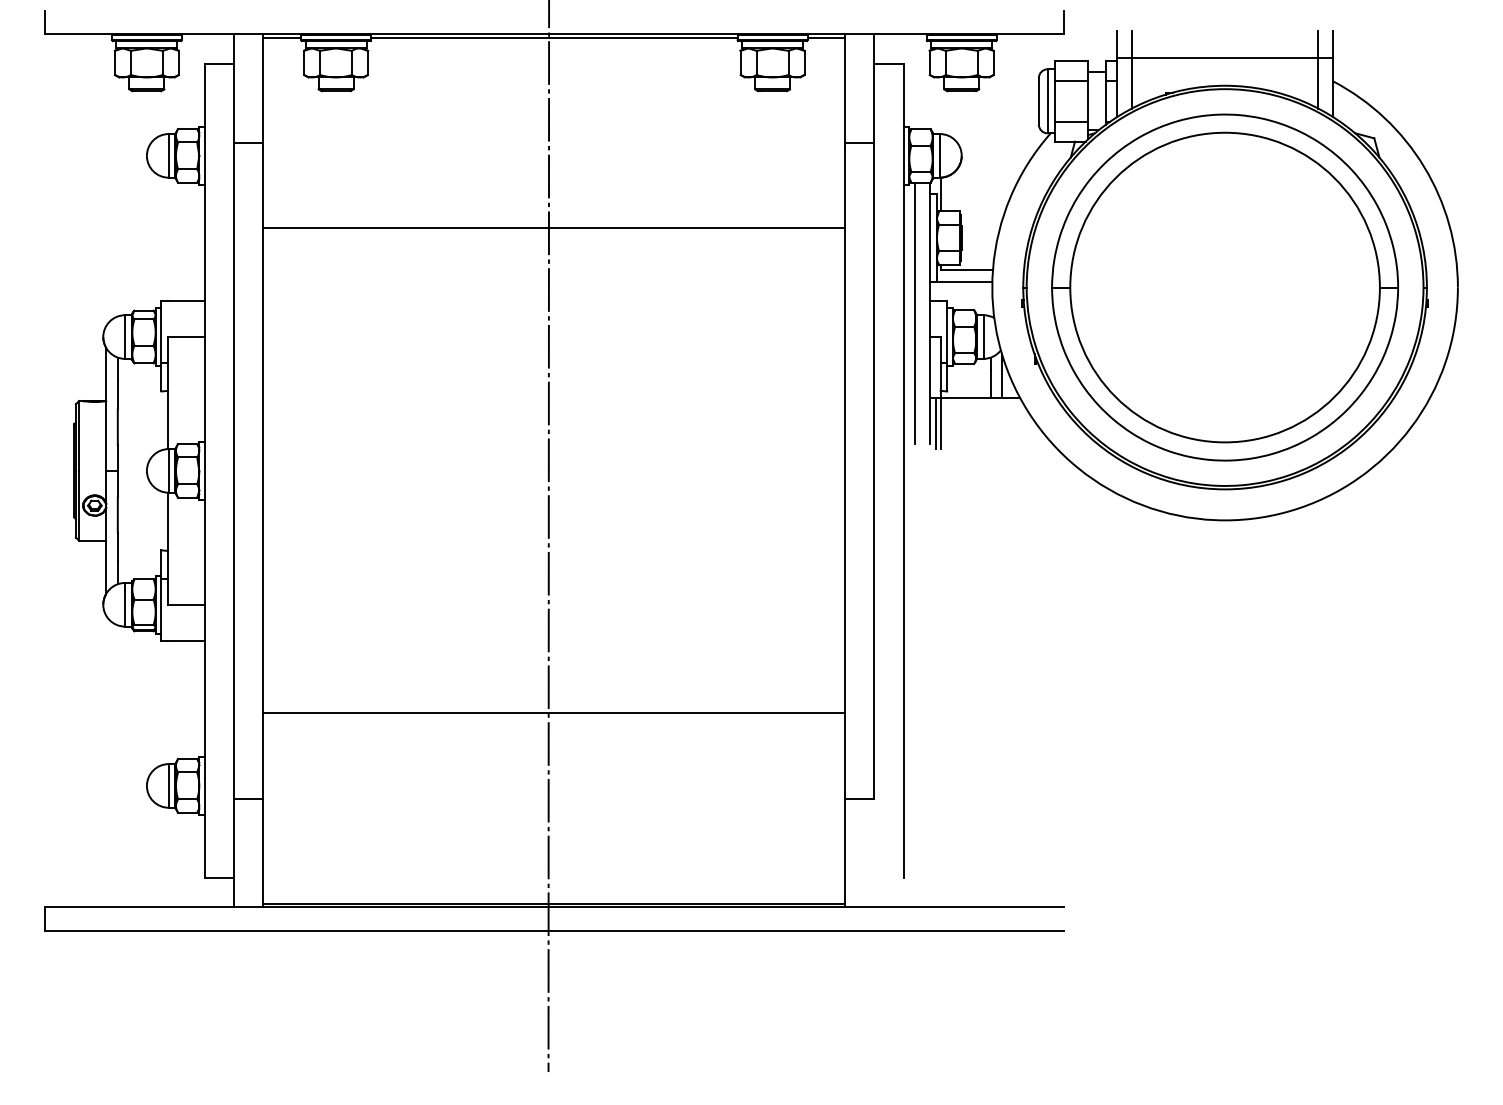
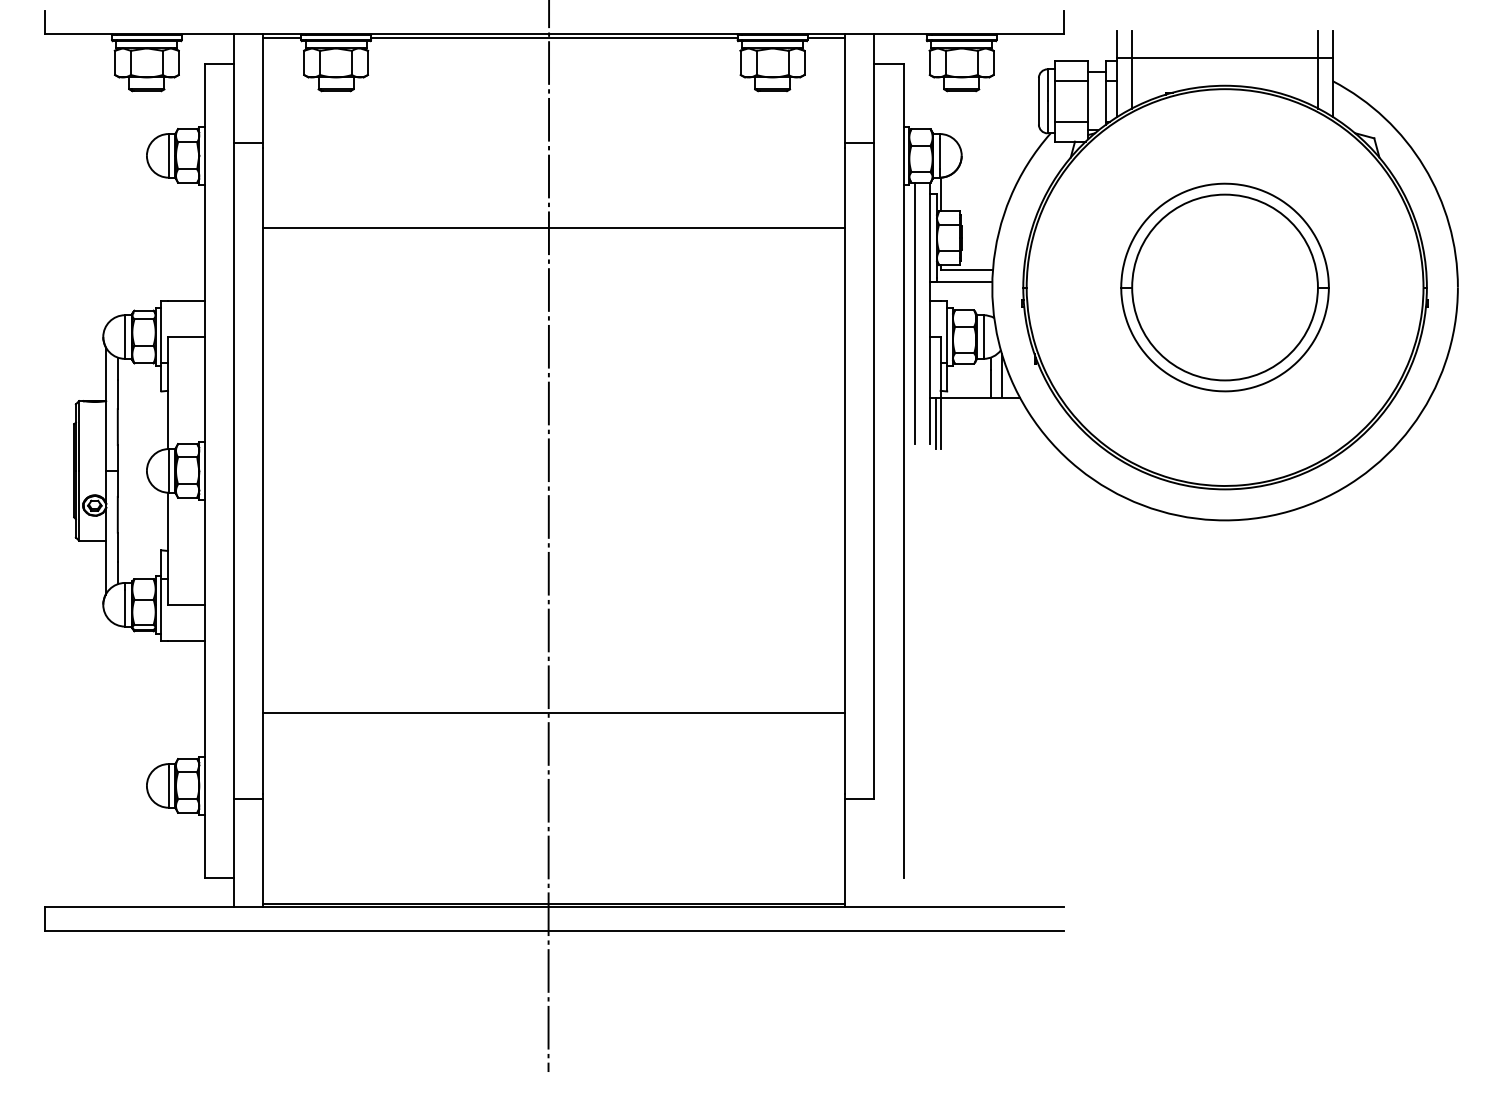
part size: 348x349 px -> 210x211 px (1224, 287)
